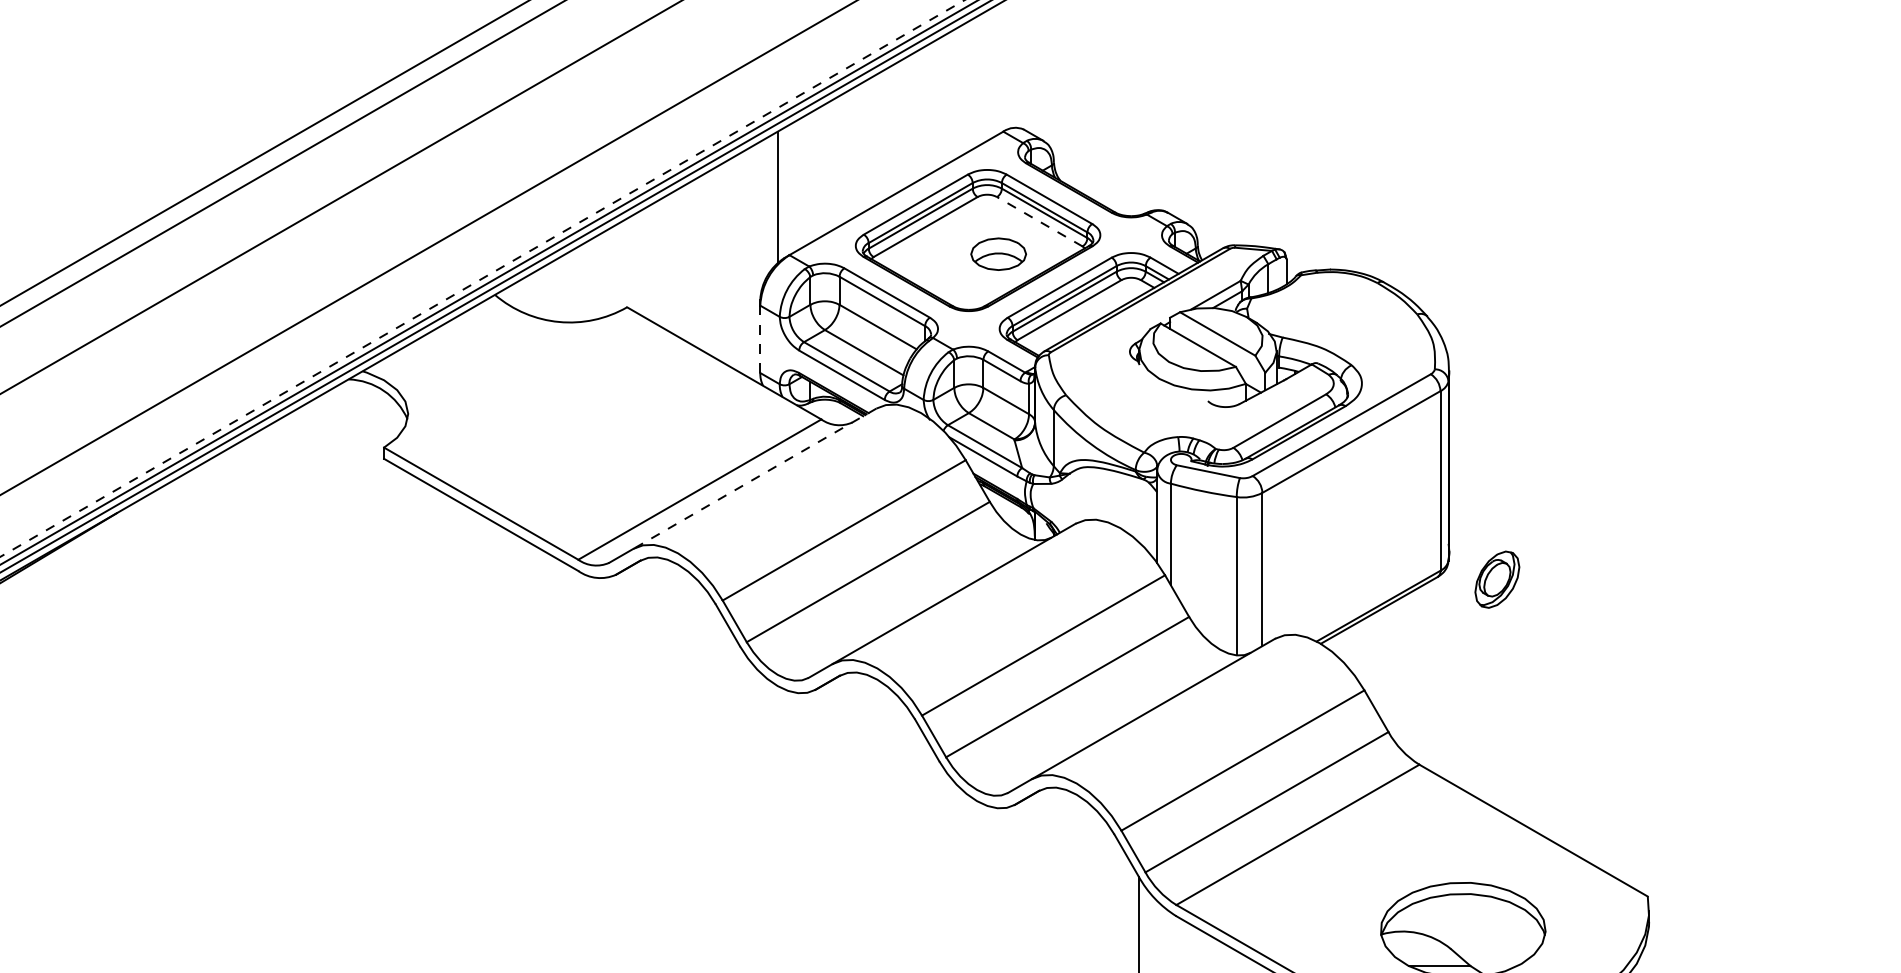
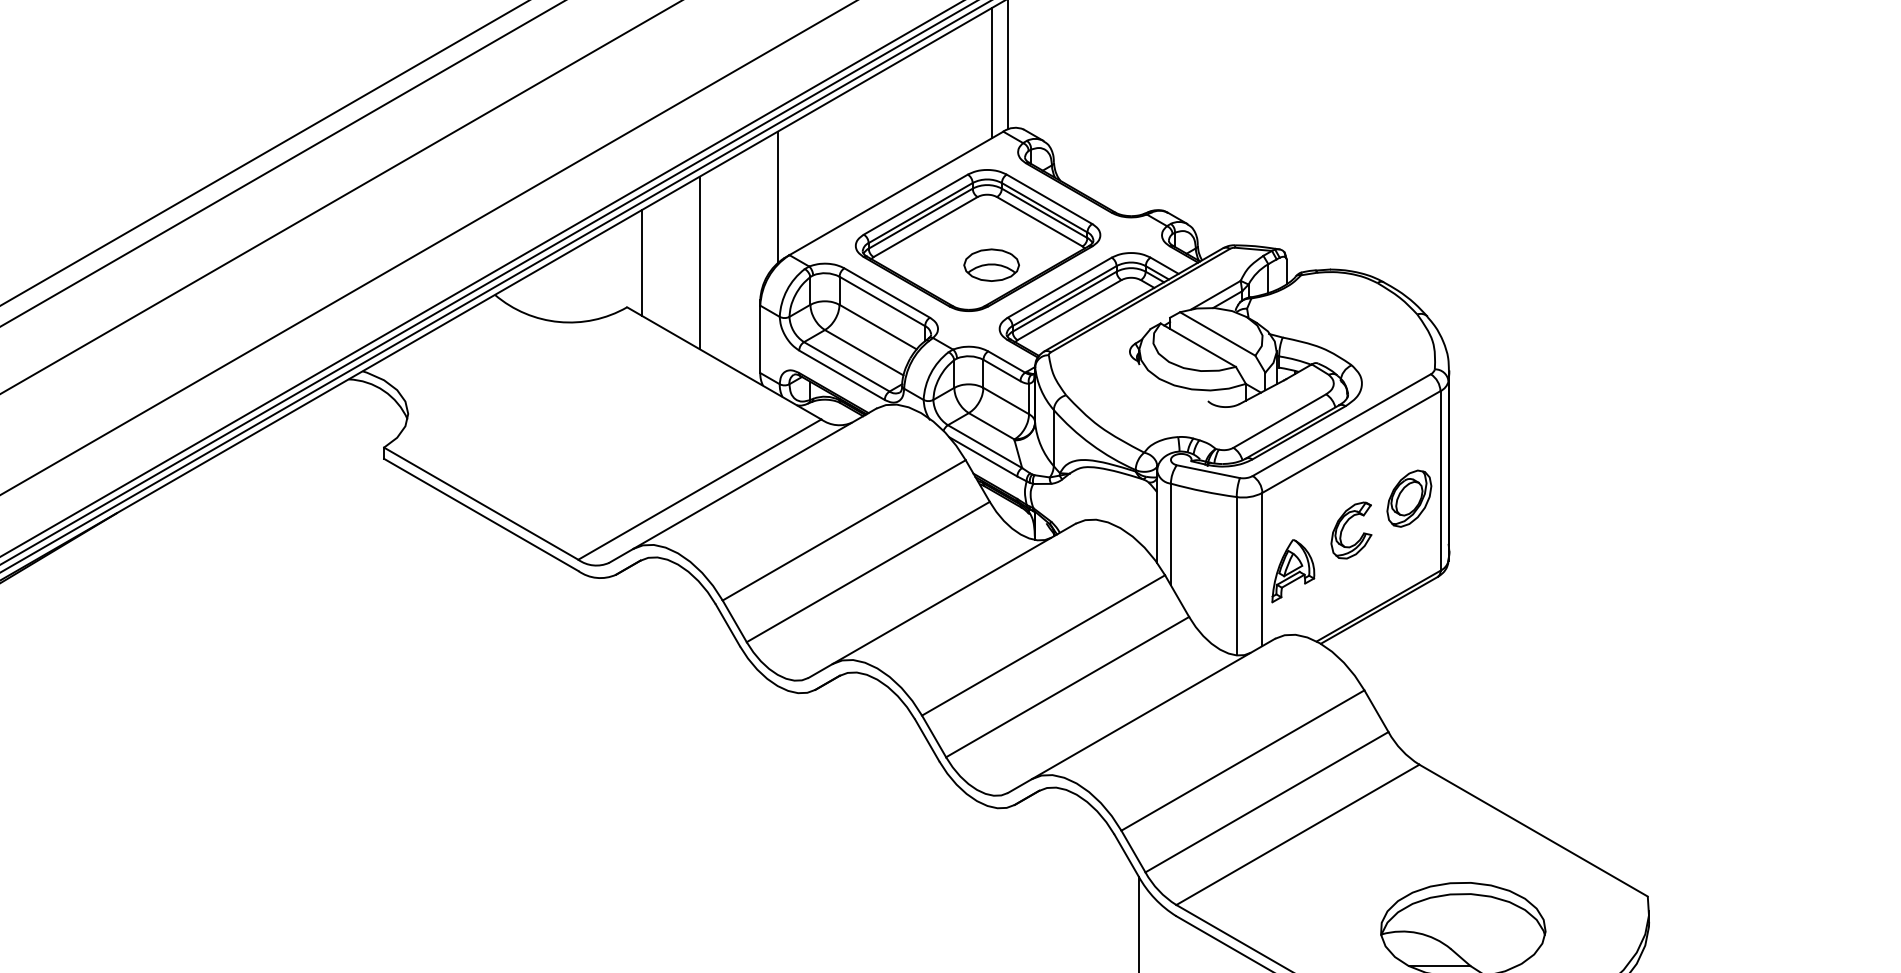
line: none -> present (1007, 65)
line: none -> present (991, 73)
line: dashed -> solid (1039, 221)
part position: (998, 253) -> (991, 264) (991, 264)
line: none -> present (641, 262)
line: none -> present (700, 262)
line: dashed -> solid (482, 278)
line: dashed -> solid (760, 339)
line: dashed -> solid (754, 479)
part: none -> present (1344, 527)
part: none -> present (1293, 571)
part position: (1497, 579) -> (1409, 498) (1409, 498)
